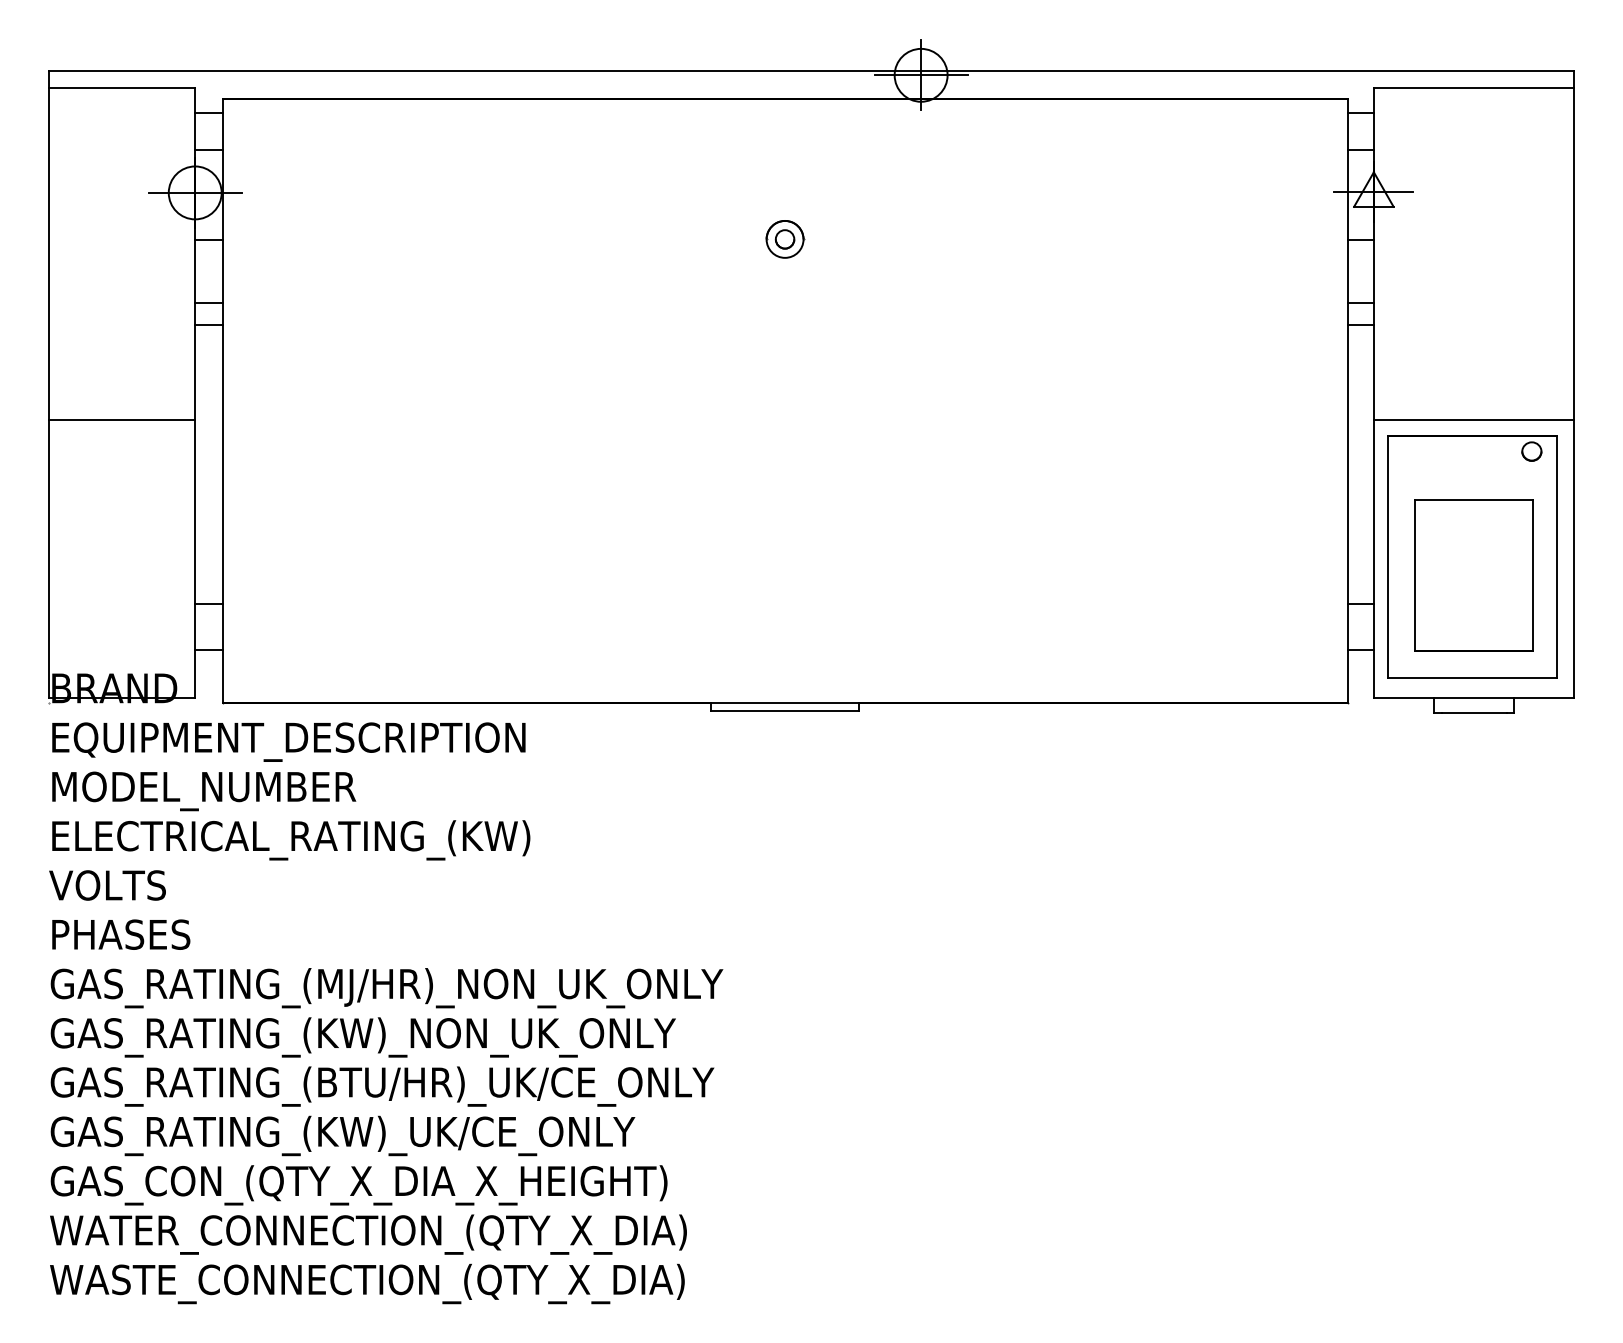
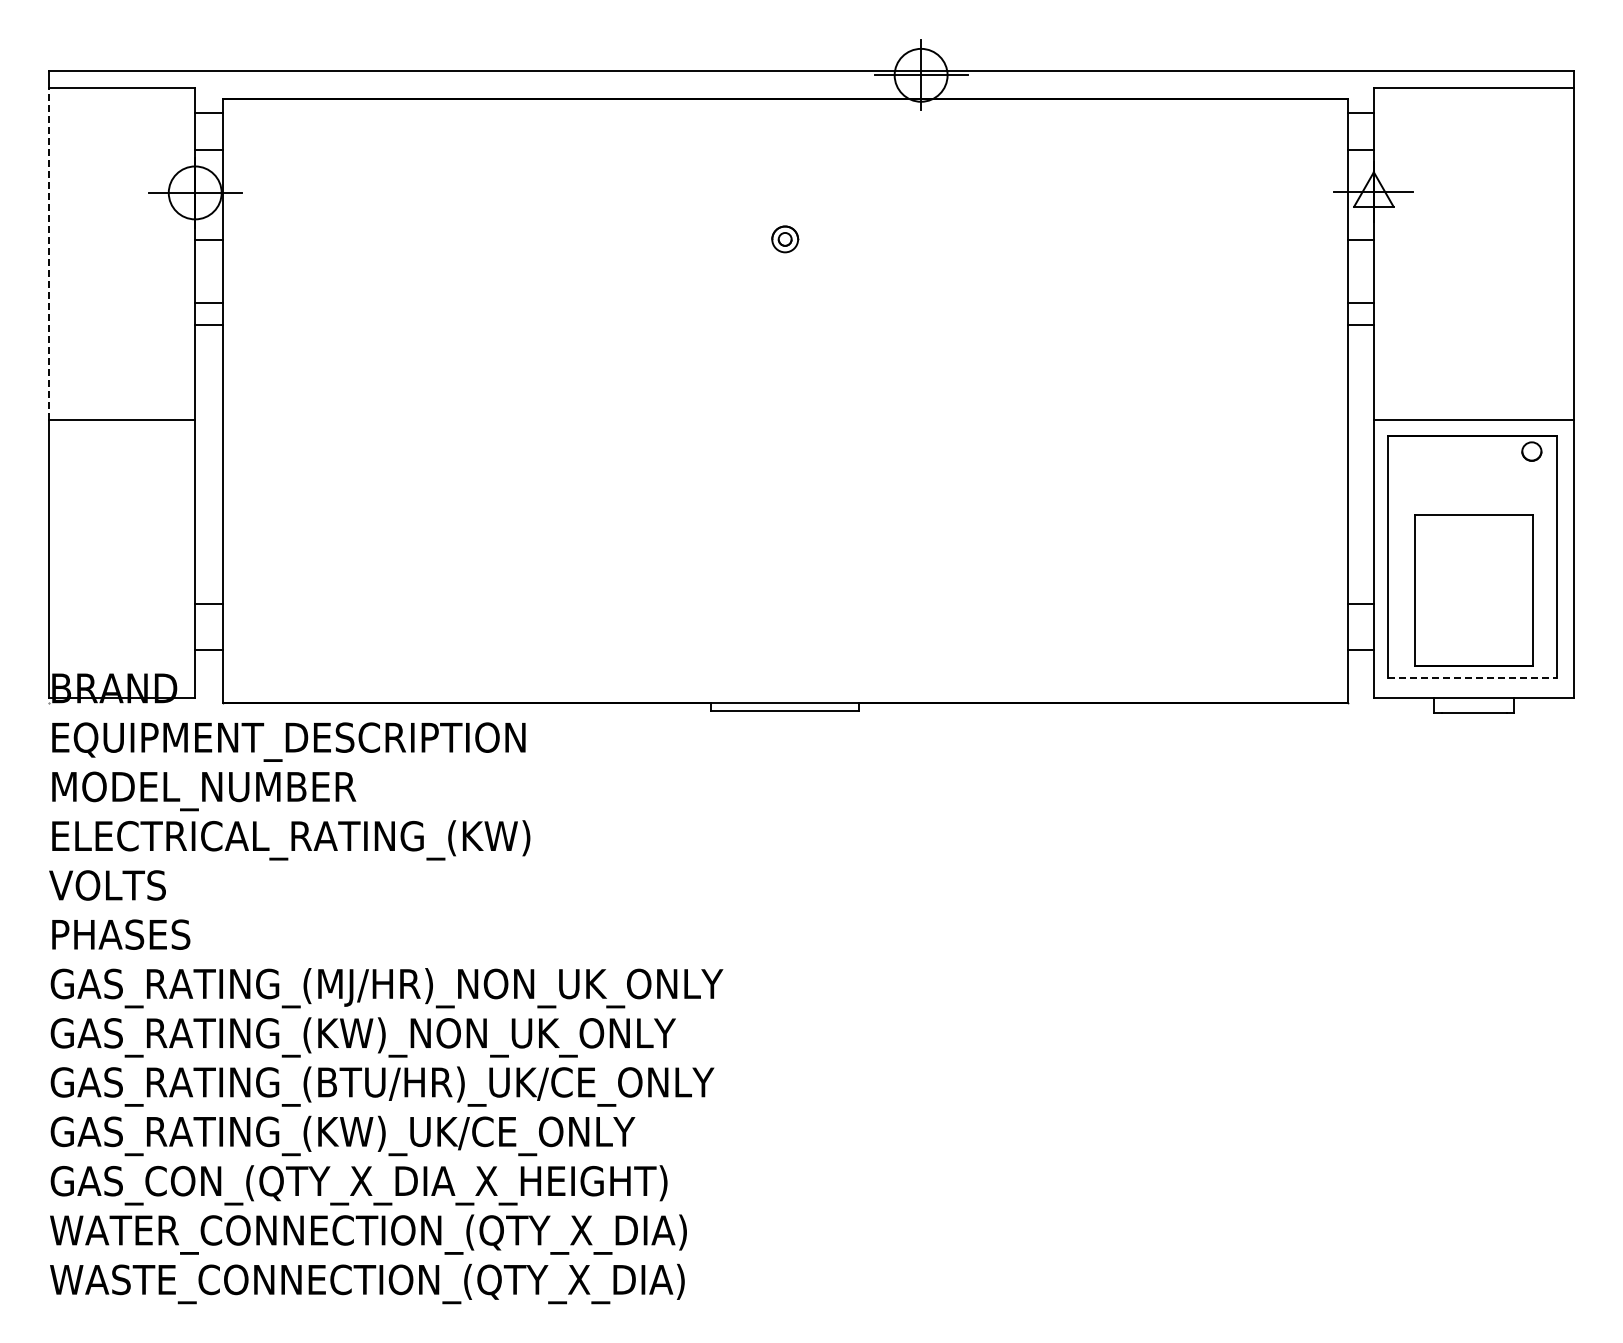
part size: 41x39 px -> 29x29 px (785, 239)
line: solid -> dashed (48, 253)
part position: (1473, 575) -> (1473, 590) (1473, 590)
line: solid -> dashed (1473, 678)
